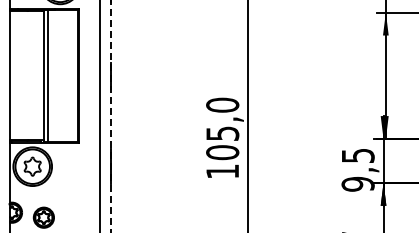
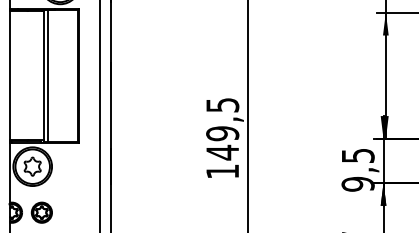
line: dashed -> solid (110, 116)
text: 105,0 -> 149,5 (222, 128)
part position: (43, 217) -> (41, 212) (41, 212)
